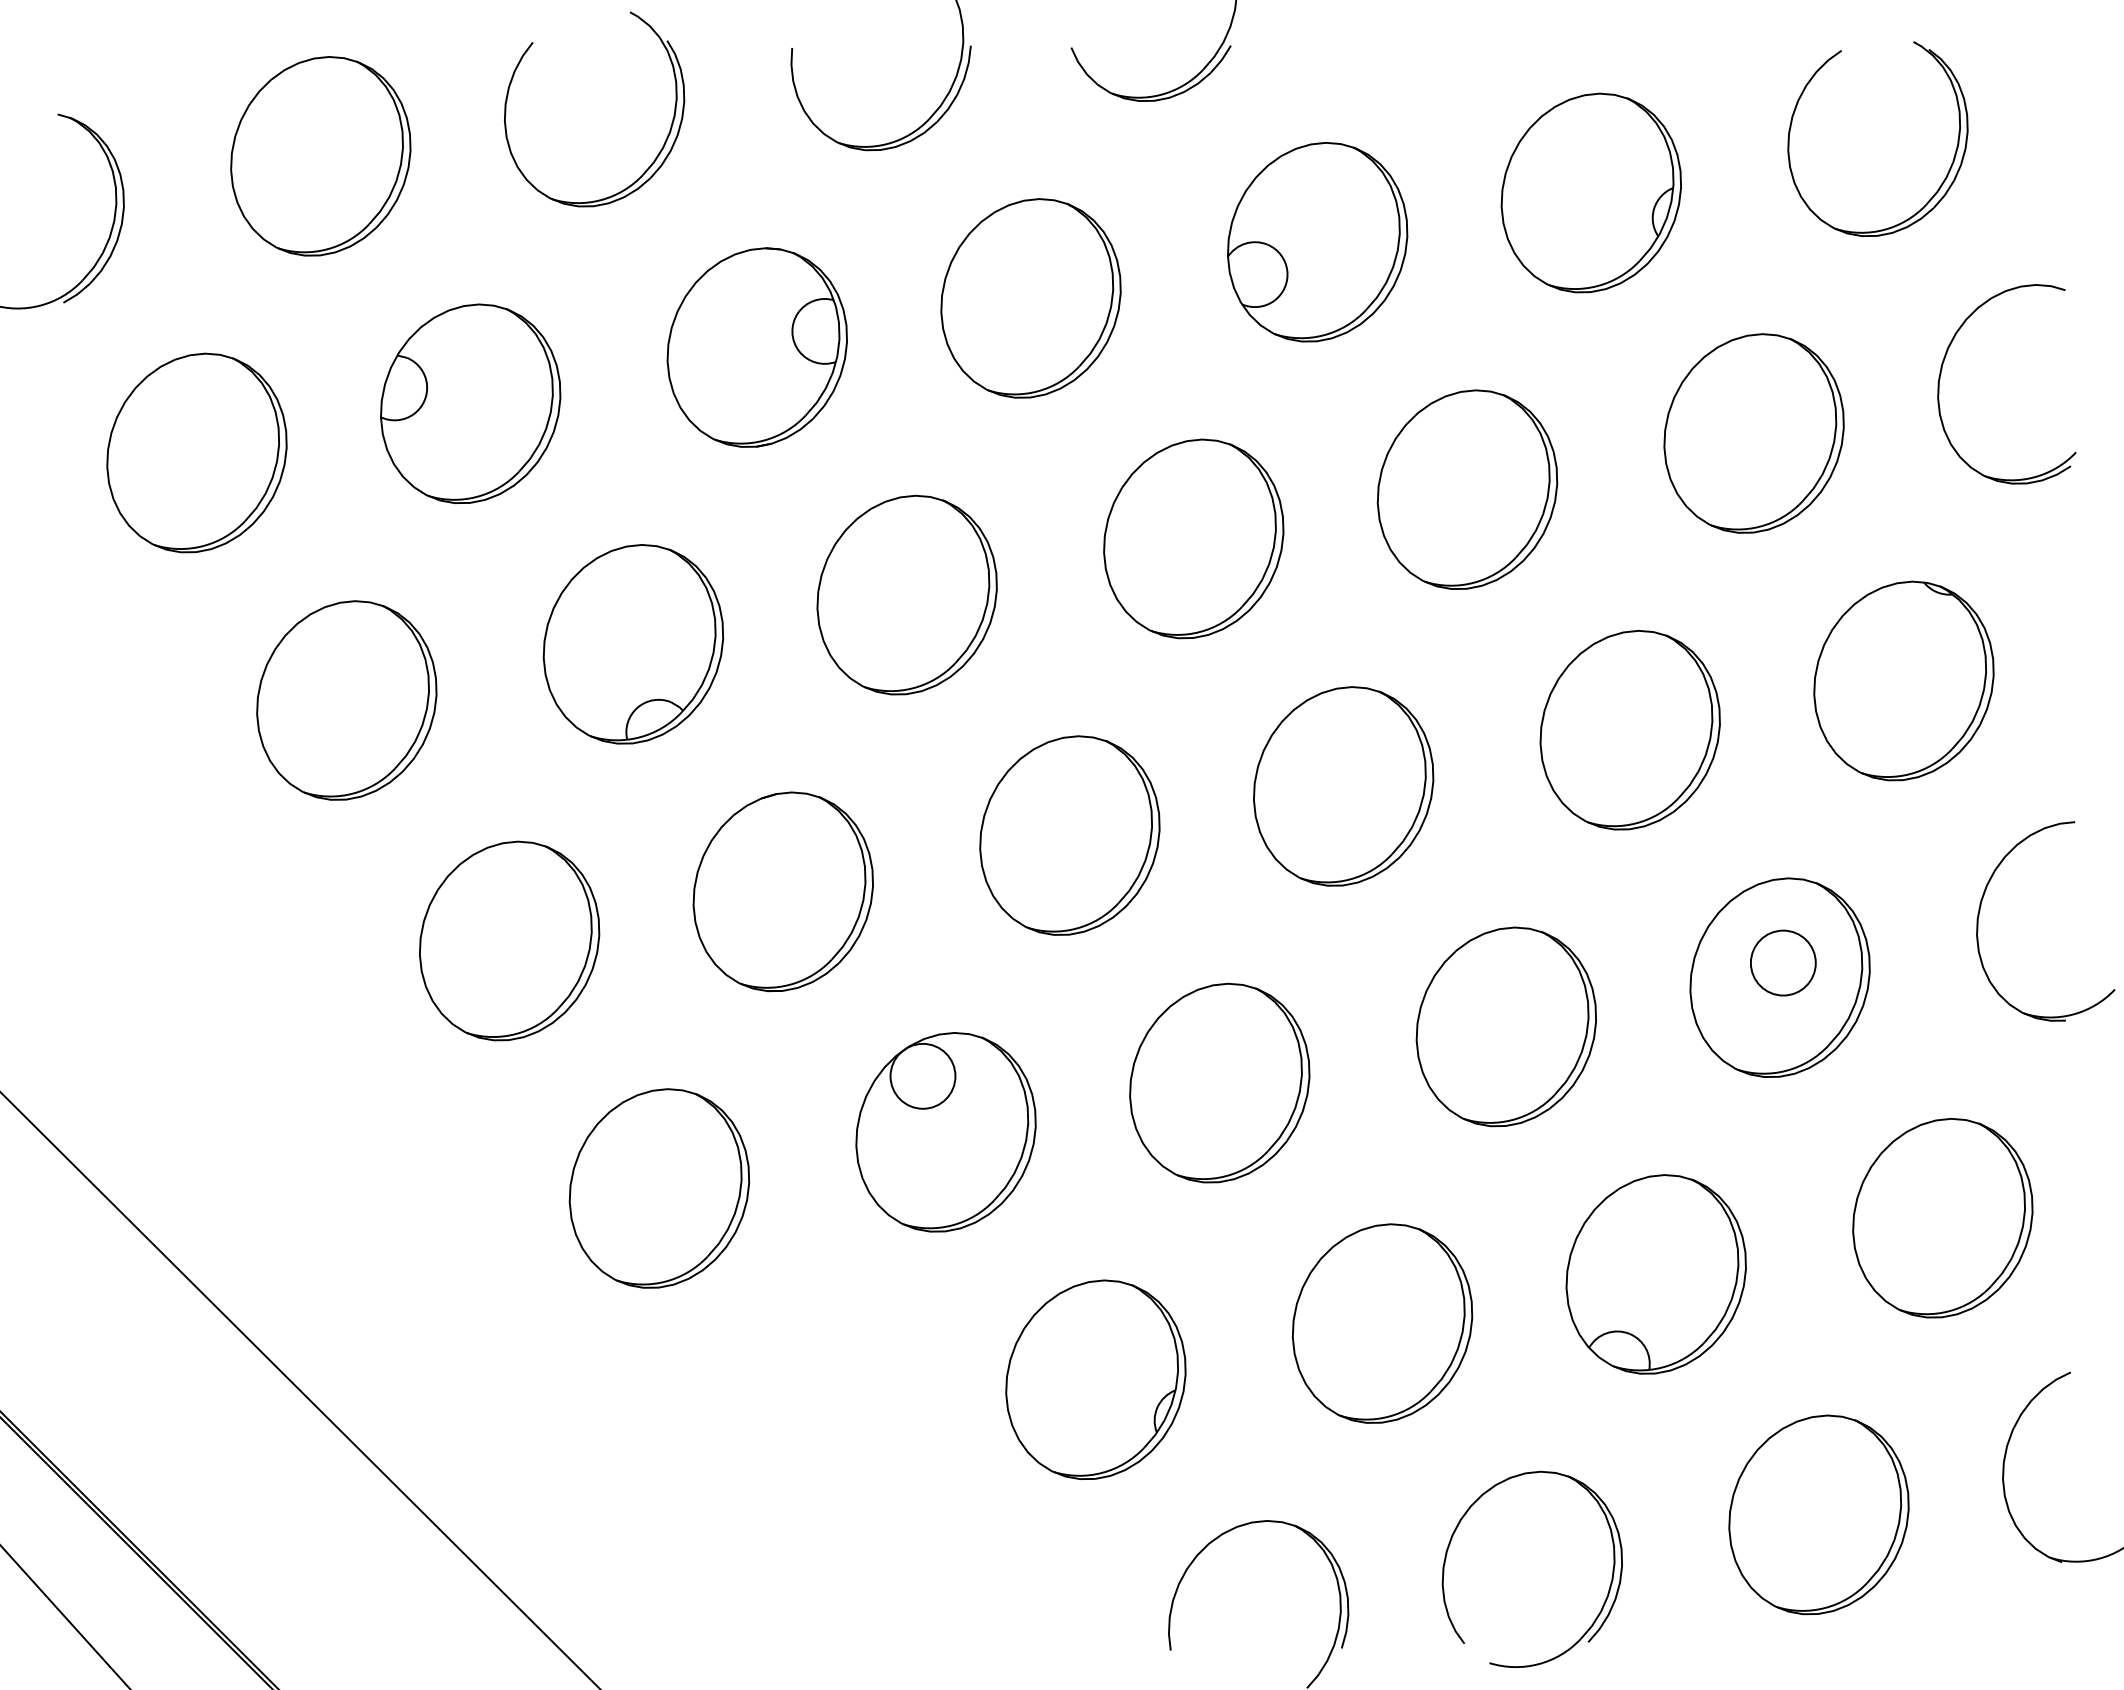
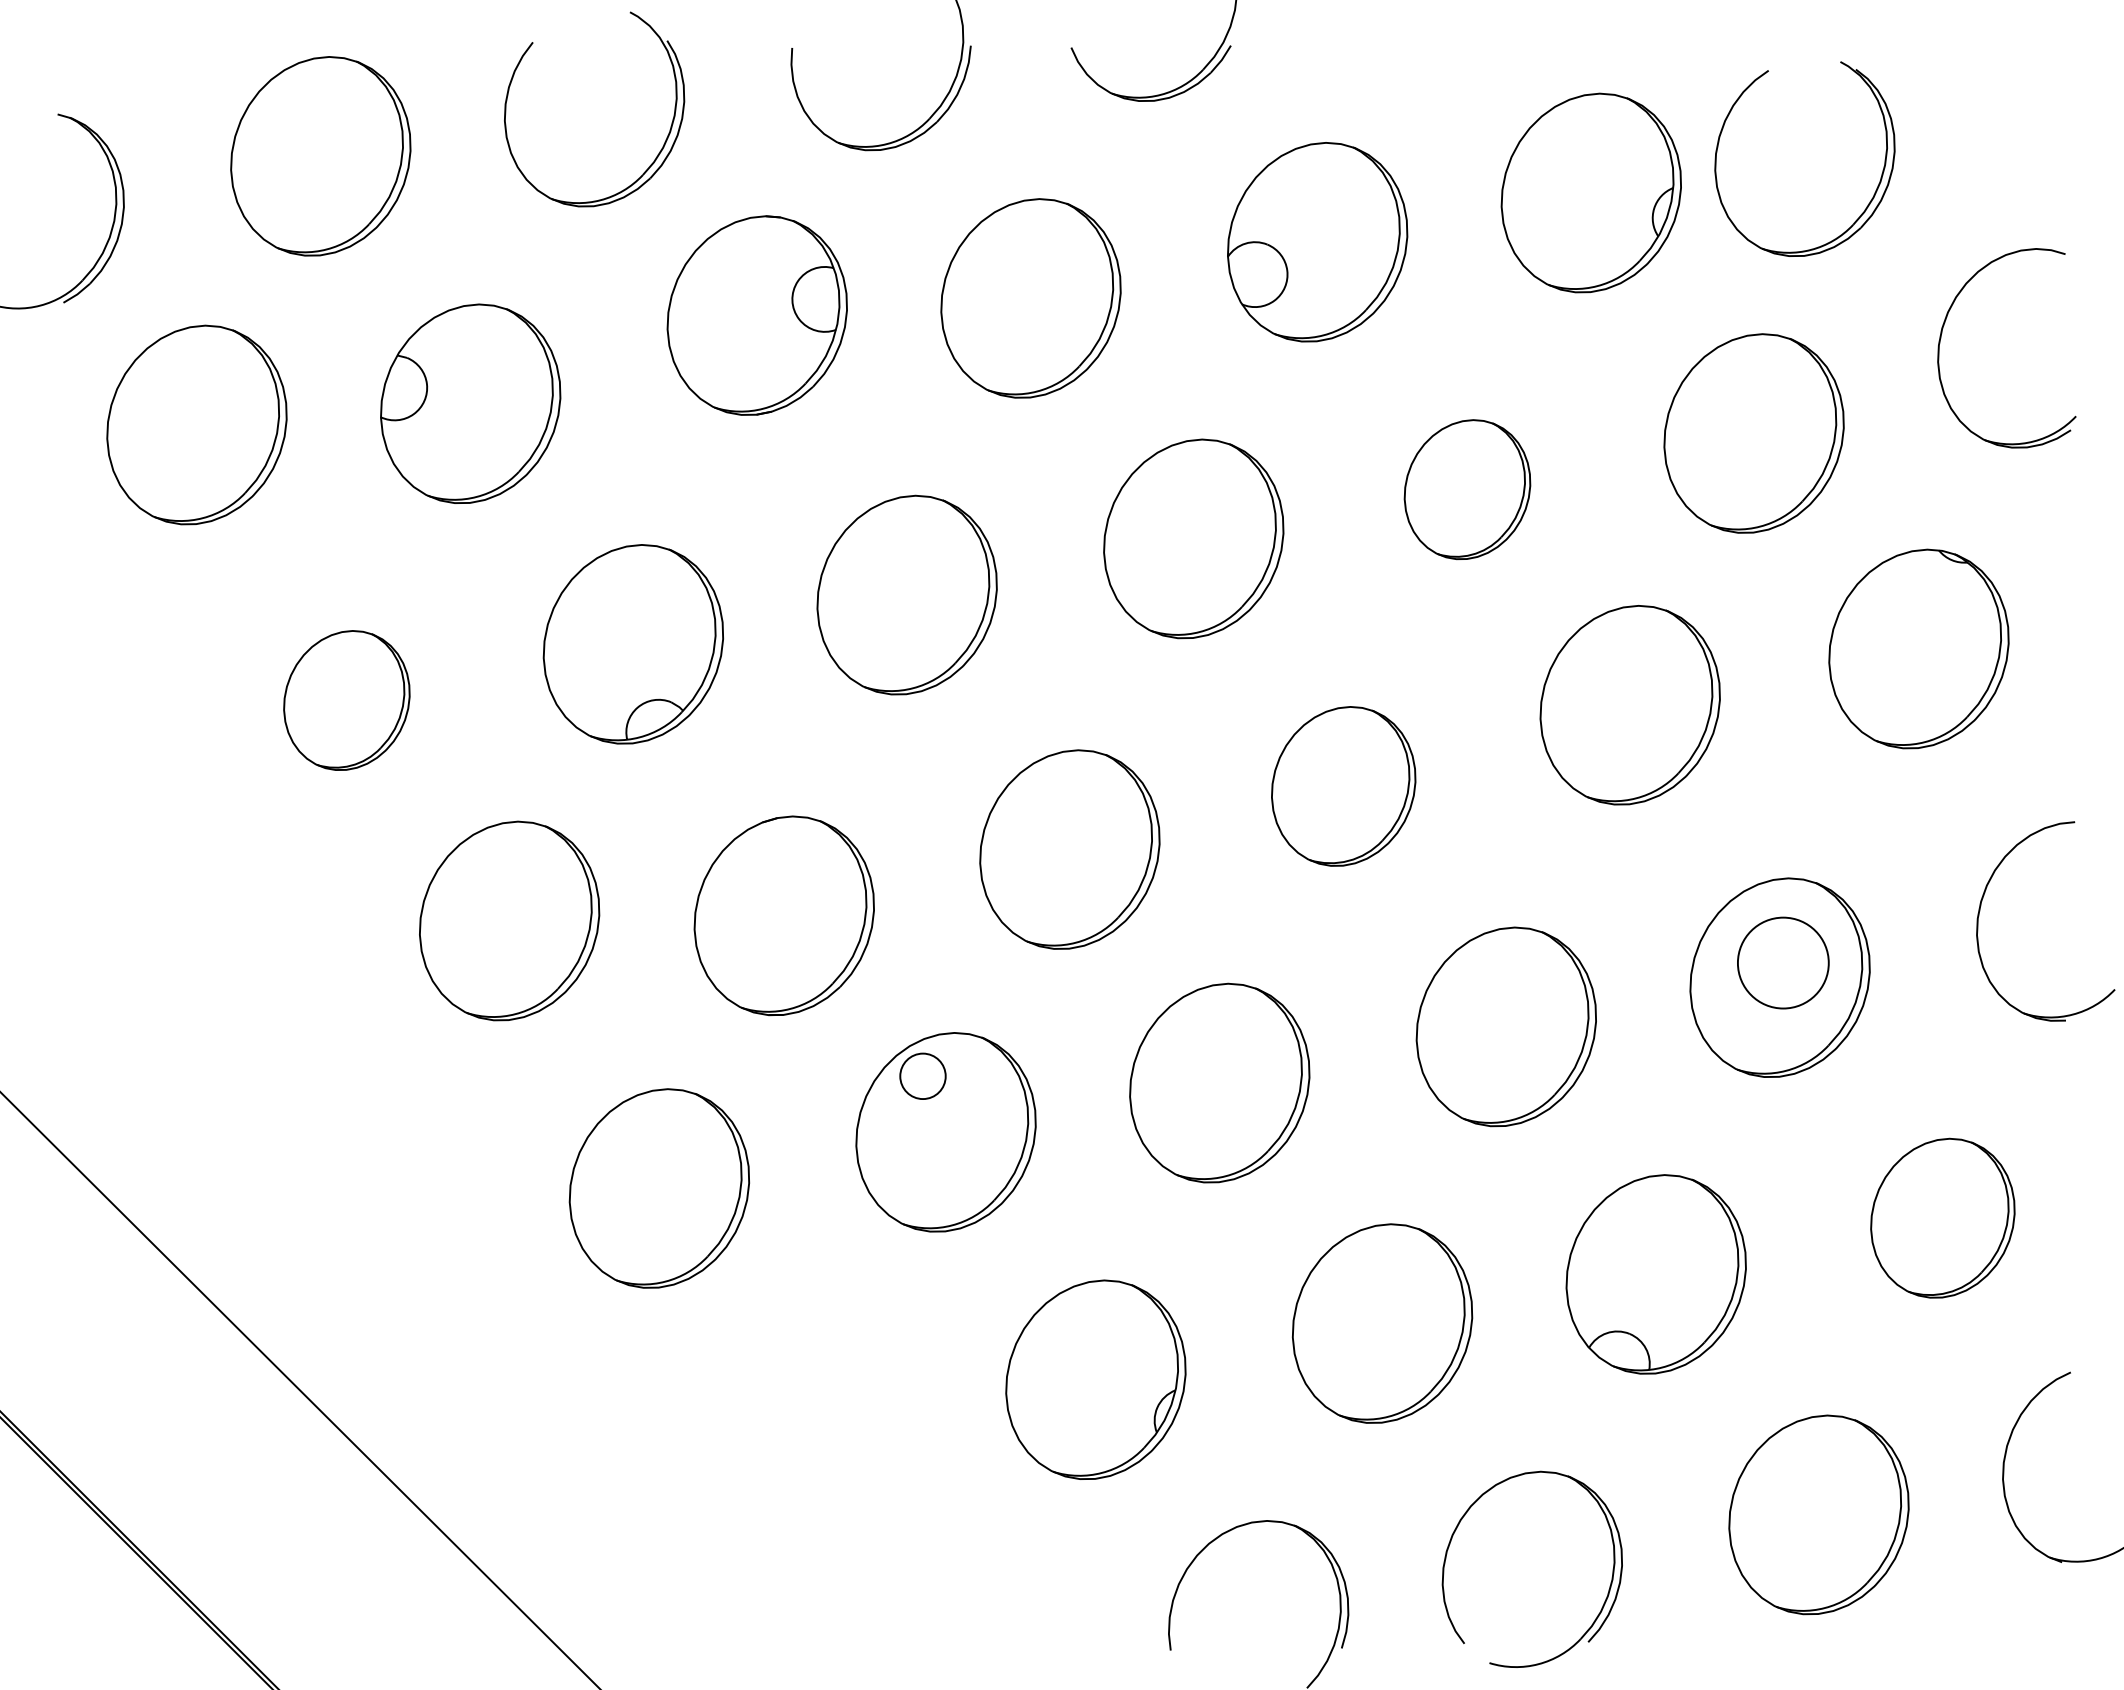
part position: (1947, 172) -> (1874, 192) (1874, 192)
part position: (756, 347) -> (756, 315) (756, 315)
part position: (1942, 369) -> (1942, 333) (1942, 333)
part position: (196, 452) -> (196, 424) (196, 424)
part size: 183x201 px -> 129x142 px (1467, 489)
part position: (1903, 680) -> (1918, 648) (1918, 648)
part size: 182x201 px -> 128x141 px (346, 700)
part position: (1629, 730) -> (1629, 705) (1629, 705)
part size: 182x201 px -> 146x161 px (1343, 786)
part position: (1069, 835) -> (1069, 849) (1069, 849)
part position: (782, 891) -> (783, 915) (783, 915)
part position: (509, 940) -> (509, 920) (509, 920)
circle diameter: 65 px -> 91 px (1782, 962)
circle diameter: 65 px -> 45 px (922, 1076)
part size: 182x201 px -> 146x162 px (1942, 1217)
line: present -> none (65, 1616)
